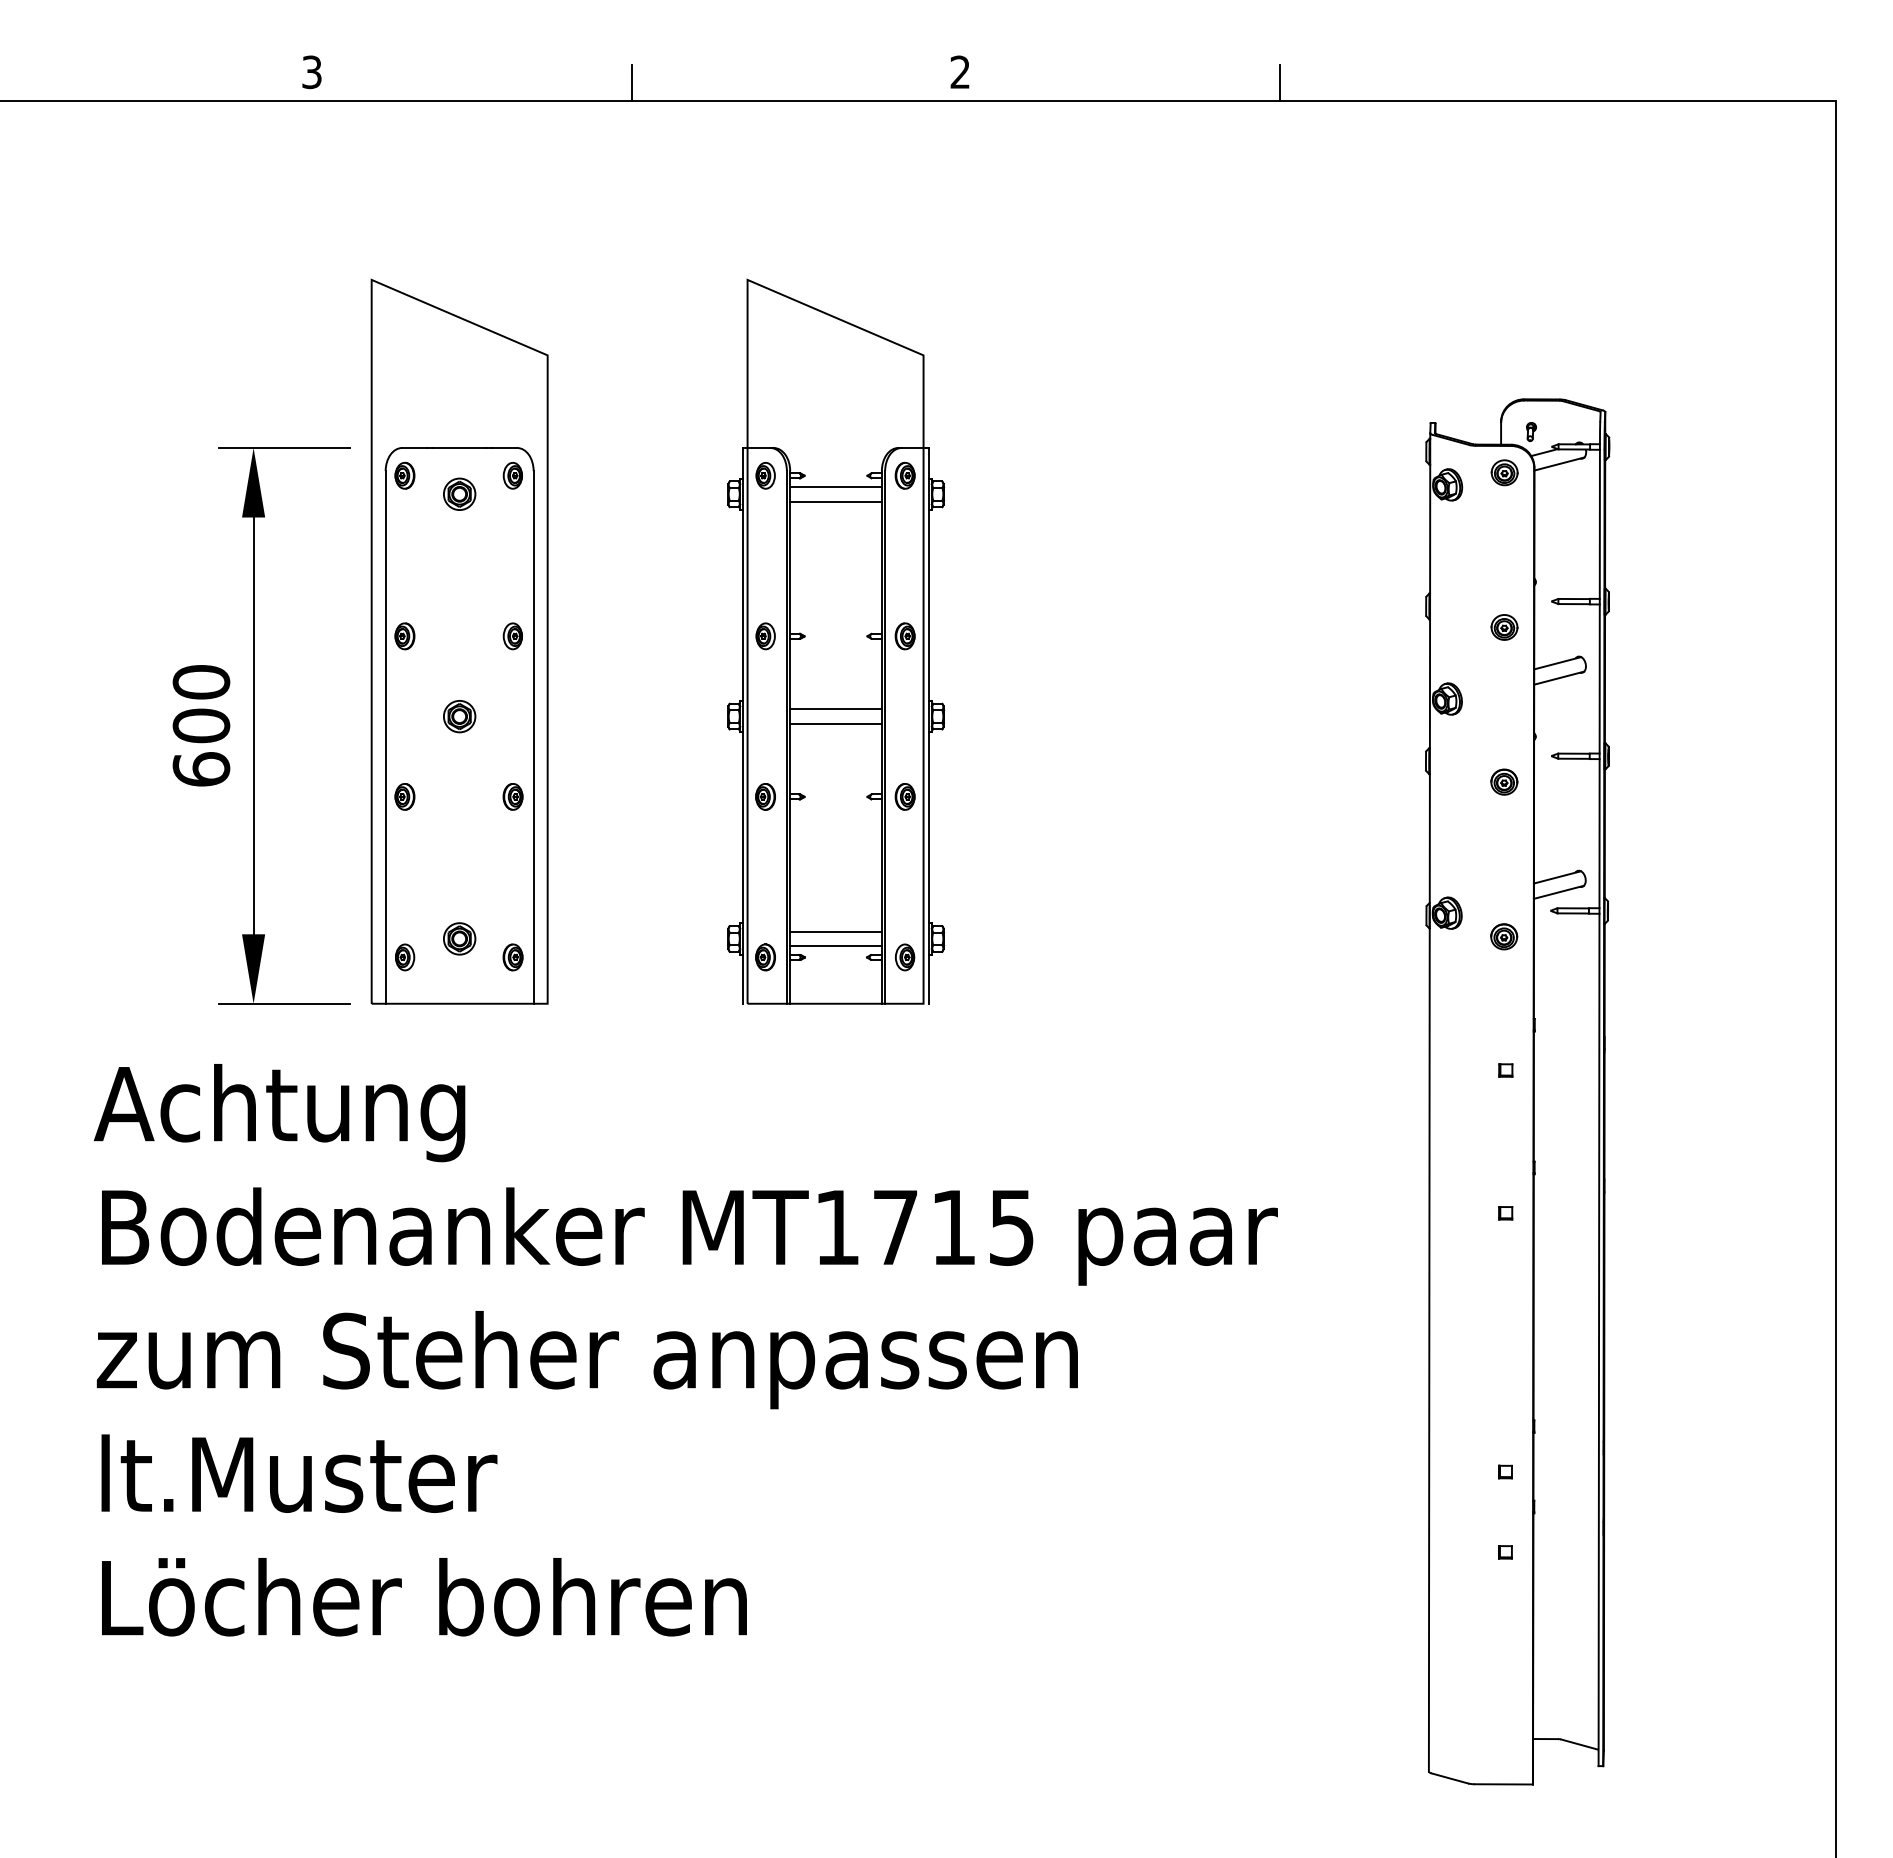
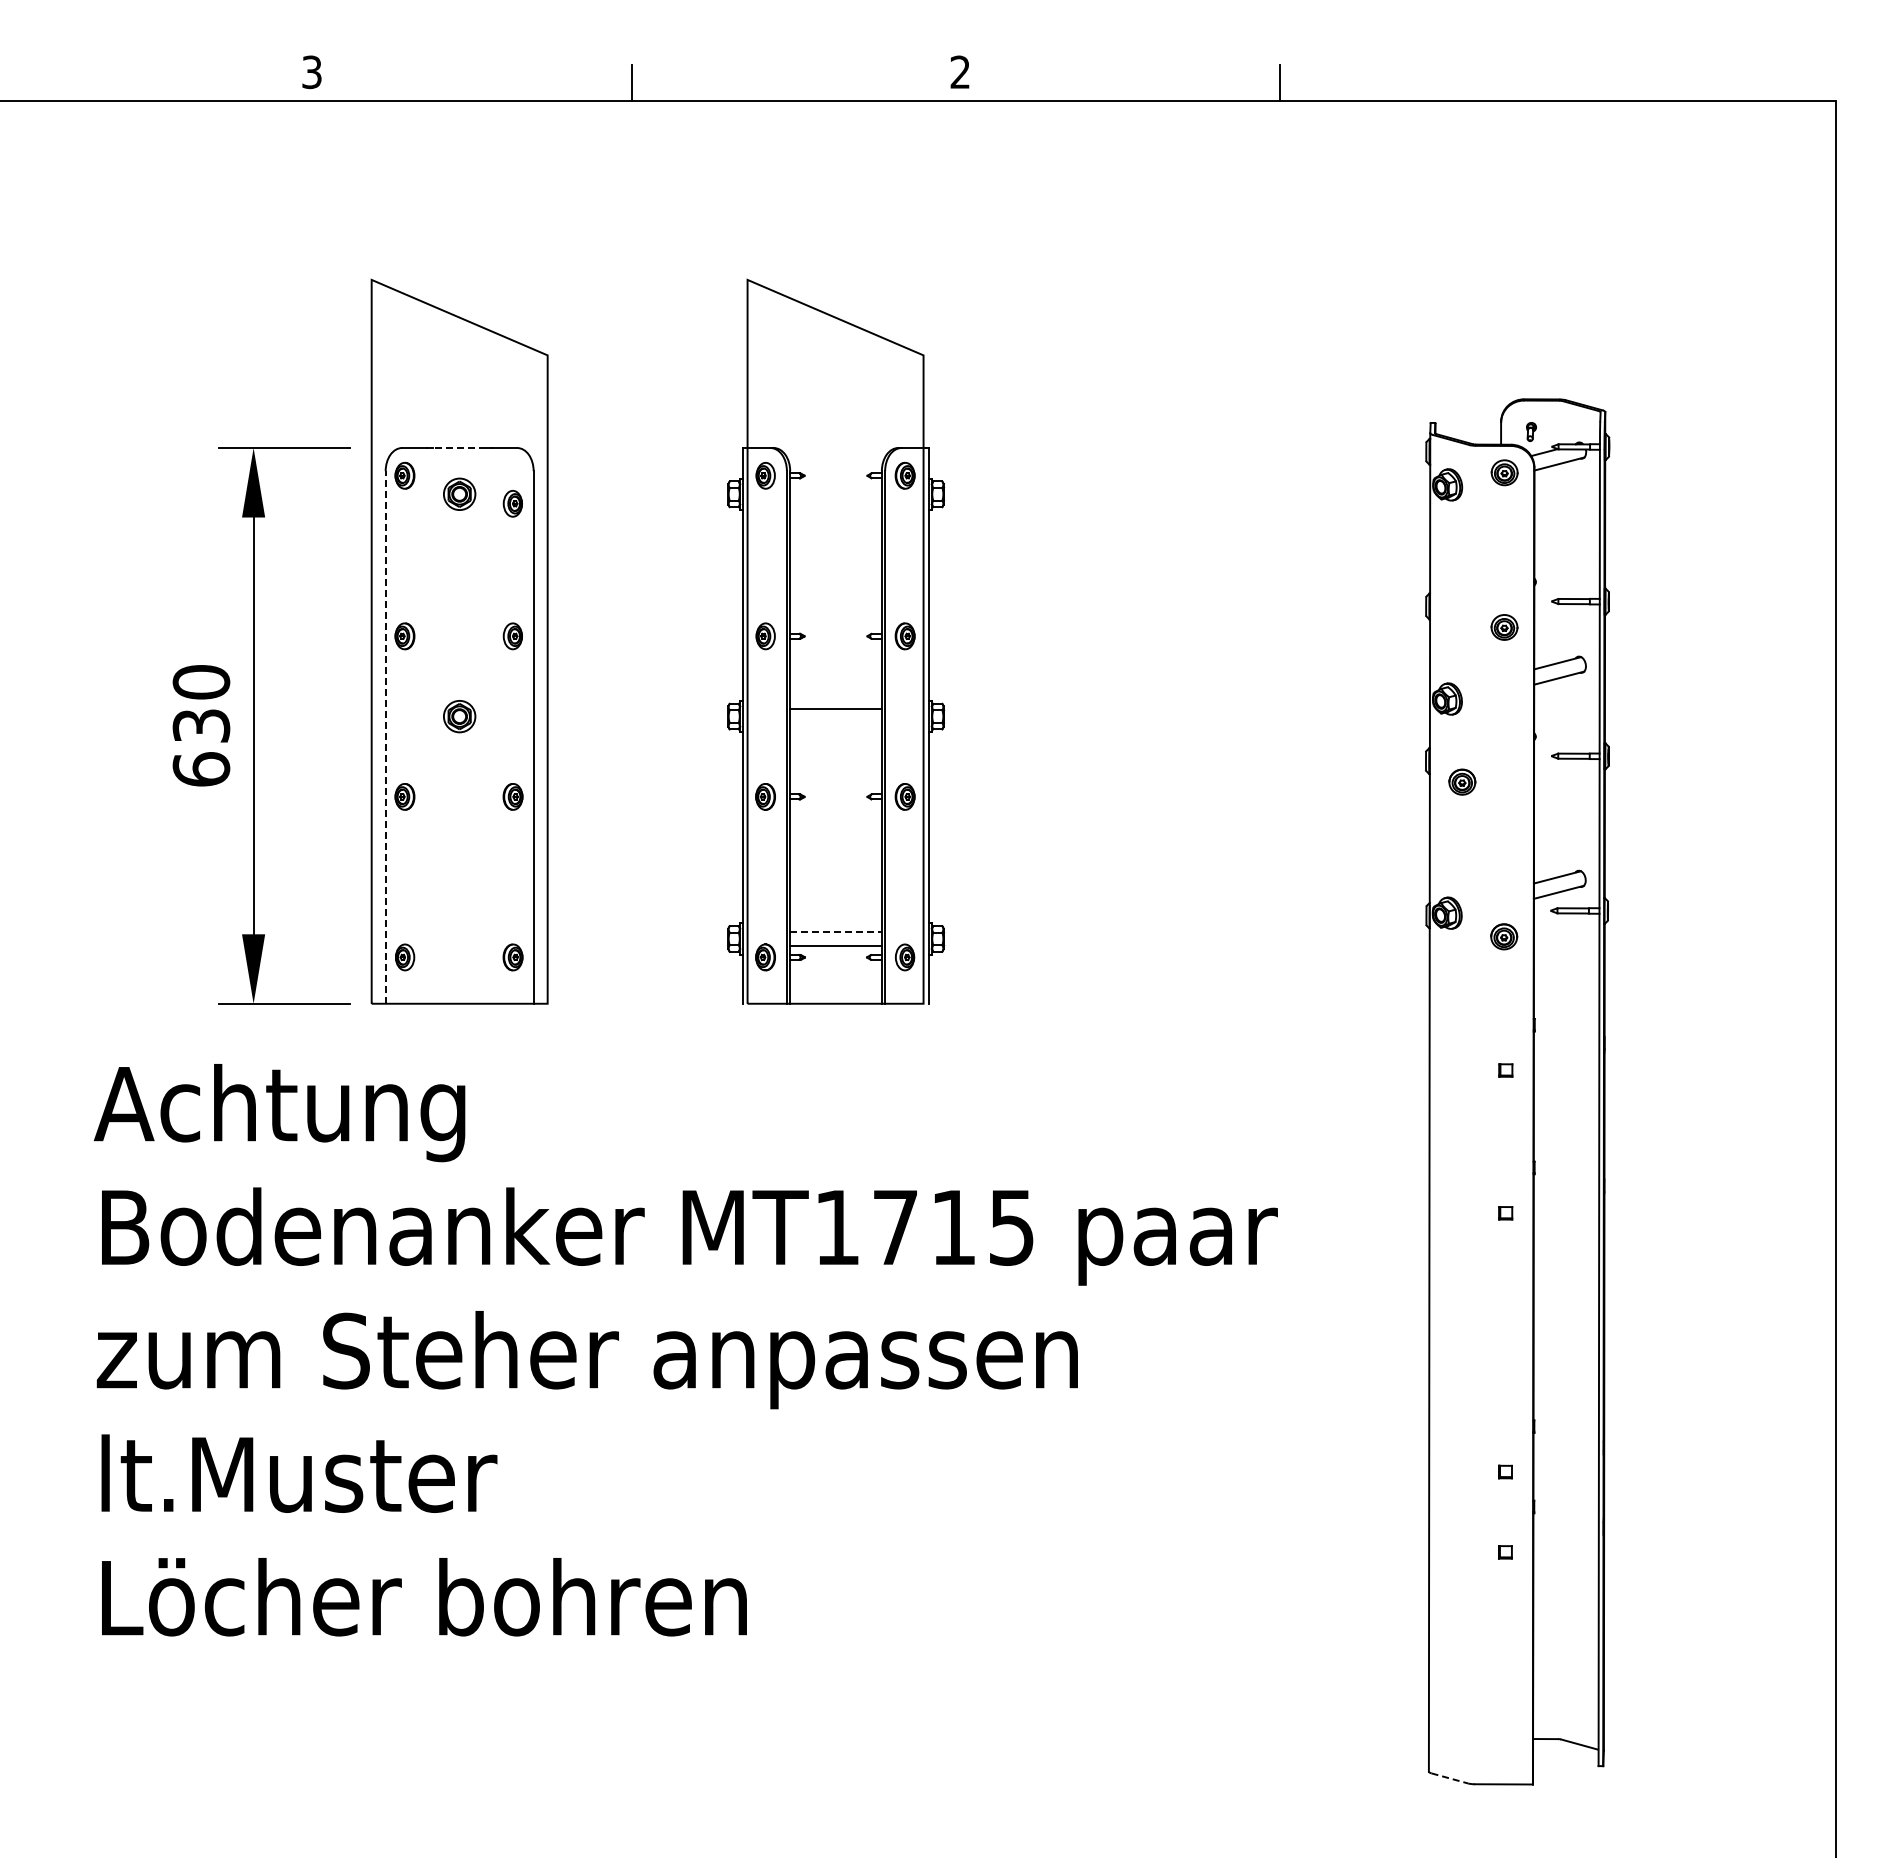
line: solid -> dashed (459, 448)
part position: (512, 475) -> (512, 503) (512, 503)
line: present -> none (835, 486)
line: present -> none (835, 501)
line: present -> none (835, 724)
text: 600 -> 630 (201, 725)
line: solid -> dashed (385, 736)
part position: (1504, 781) -> (1462, 781) (1462, 781)
line: solid -> dashed (836, 931)
part: present -> none (459, 938)
line: solid -> dashed (1450, 1778)
